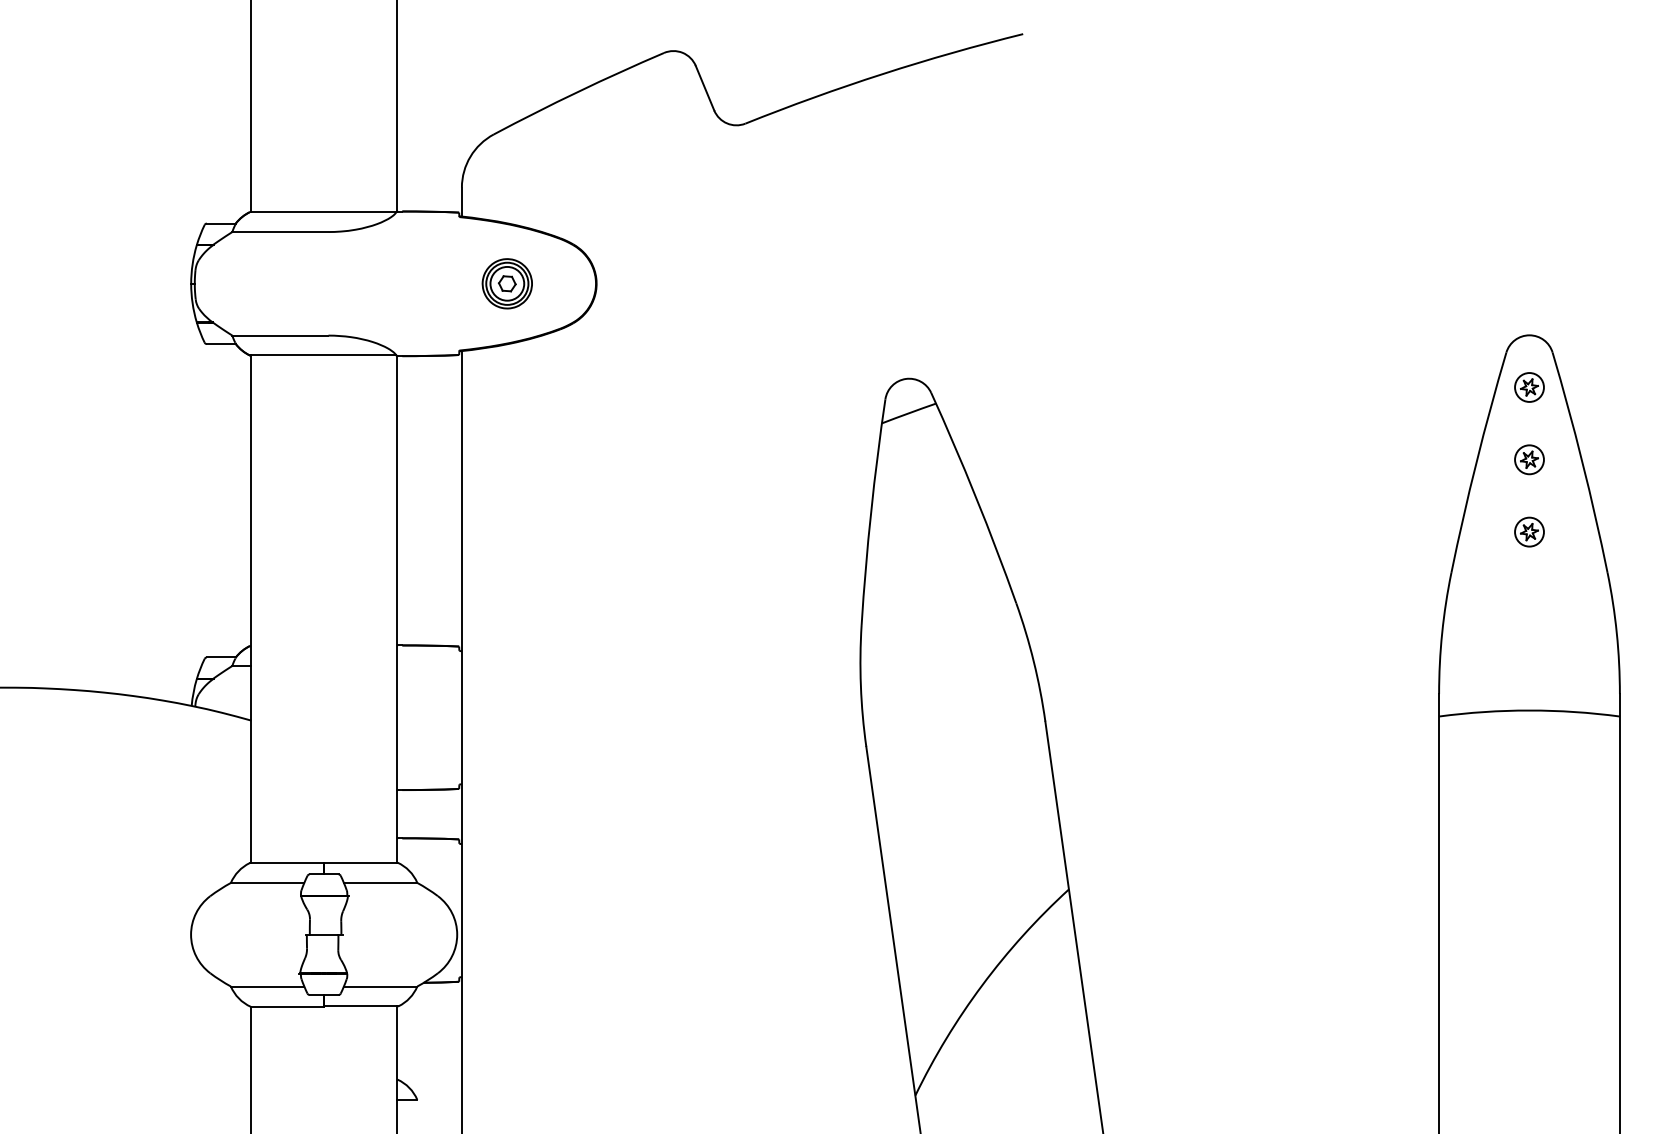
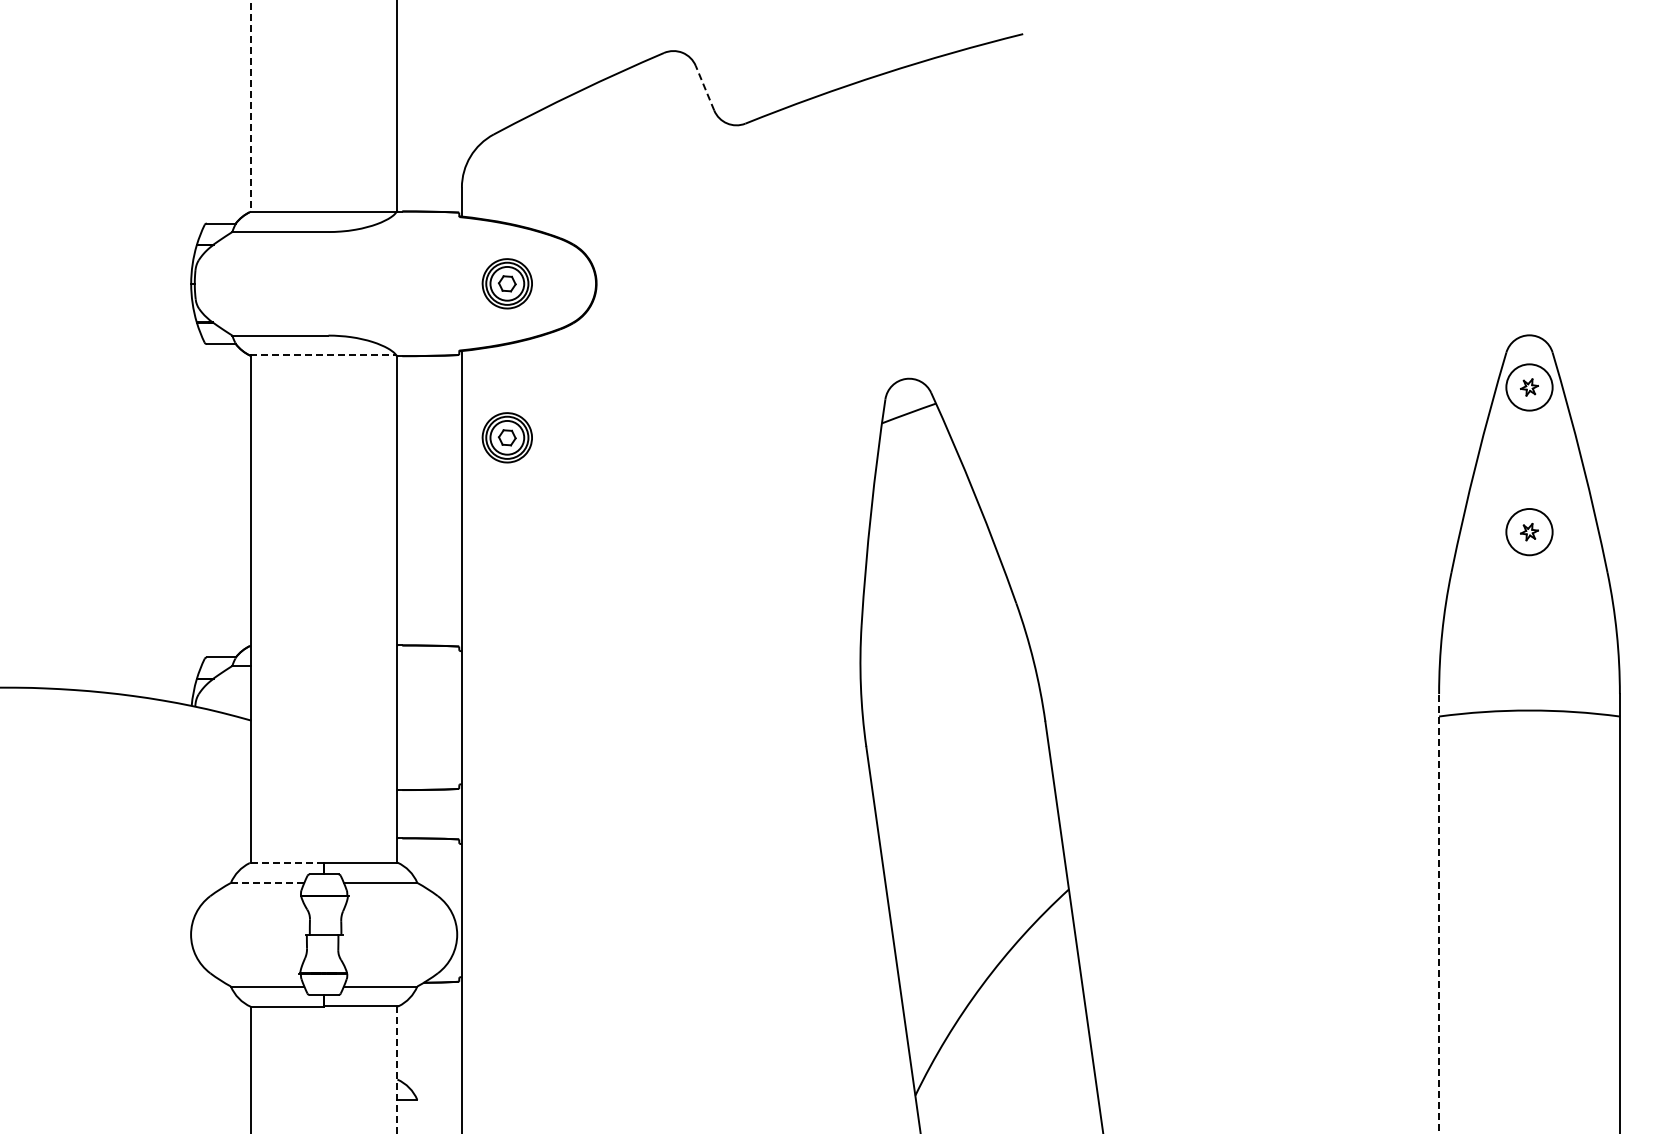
line: solid -> dashed (704, 87)
line: solid -> dashed (251, 106)
line: solid -> dashed (323, 355)
circle diameter: 29 px -> 46 px (1529, 387)
part: none -> present (506, 437)
part: present -> none (1529, 459)
circle diameter: 29 px -> 46 px (1529, 531)
line: solid -> dashed (286, 863)
line: solid -> dashed (267, 882)
line: solid -> dashed (1439, 914)
line: solid -> dashed (396, 1070)
